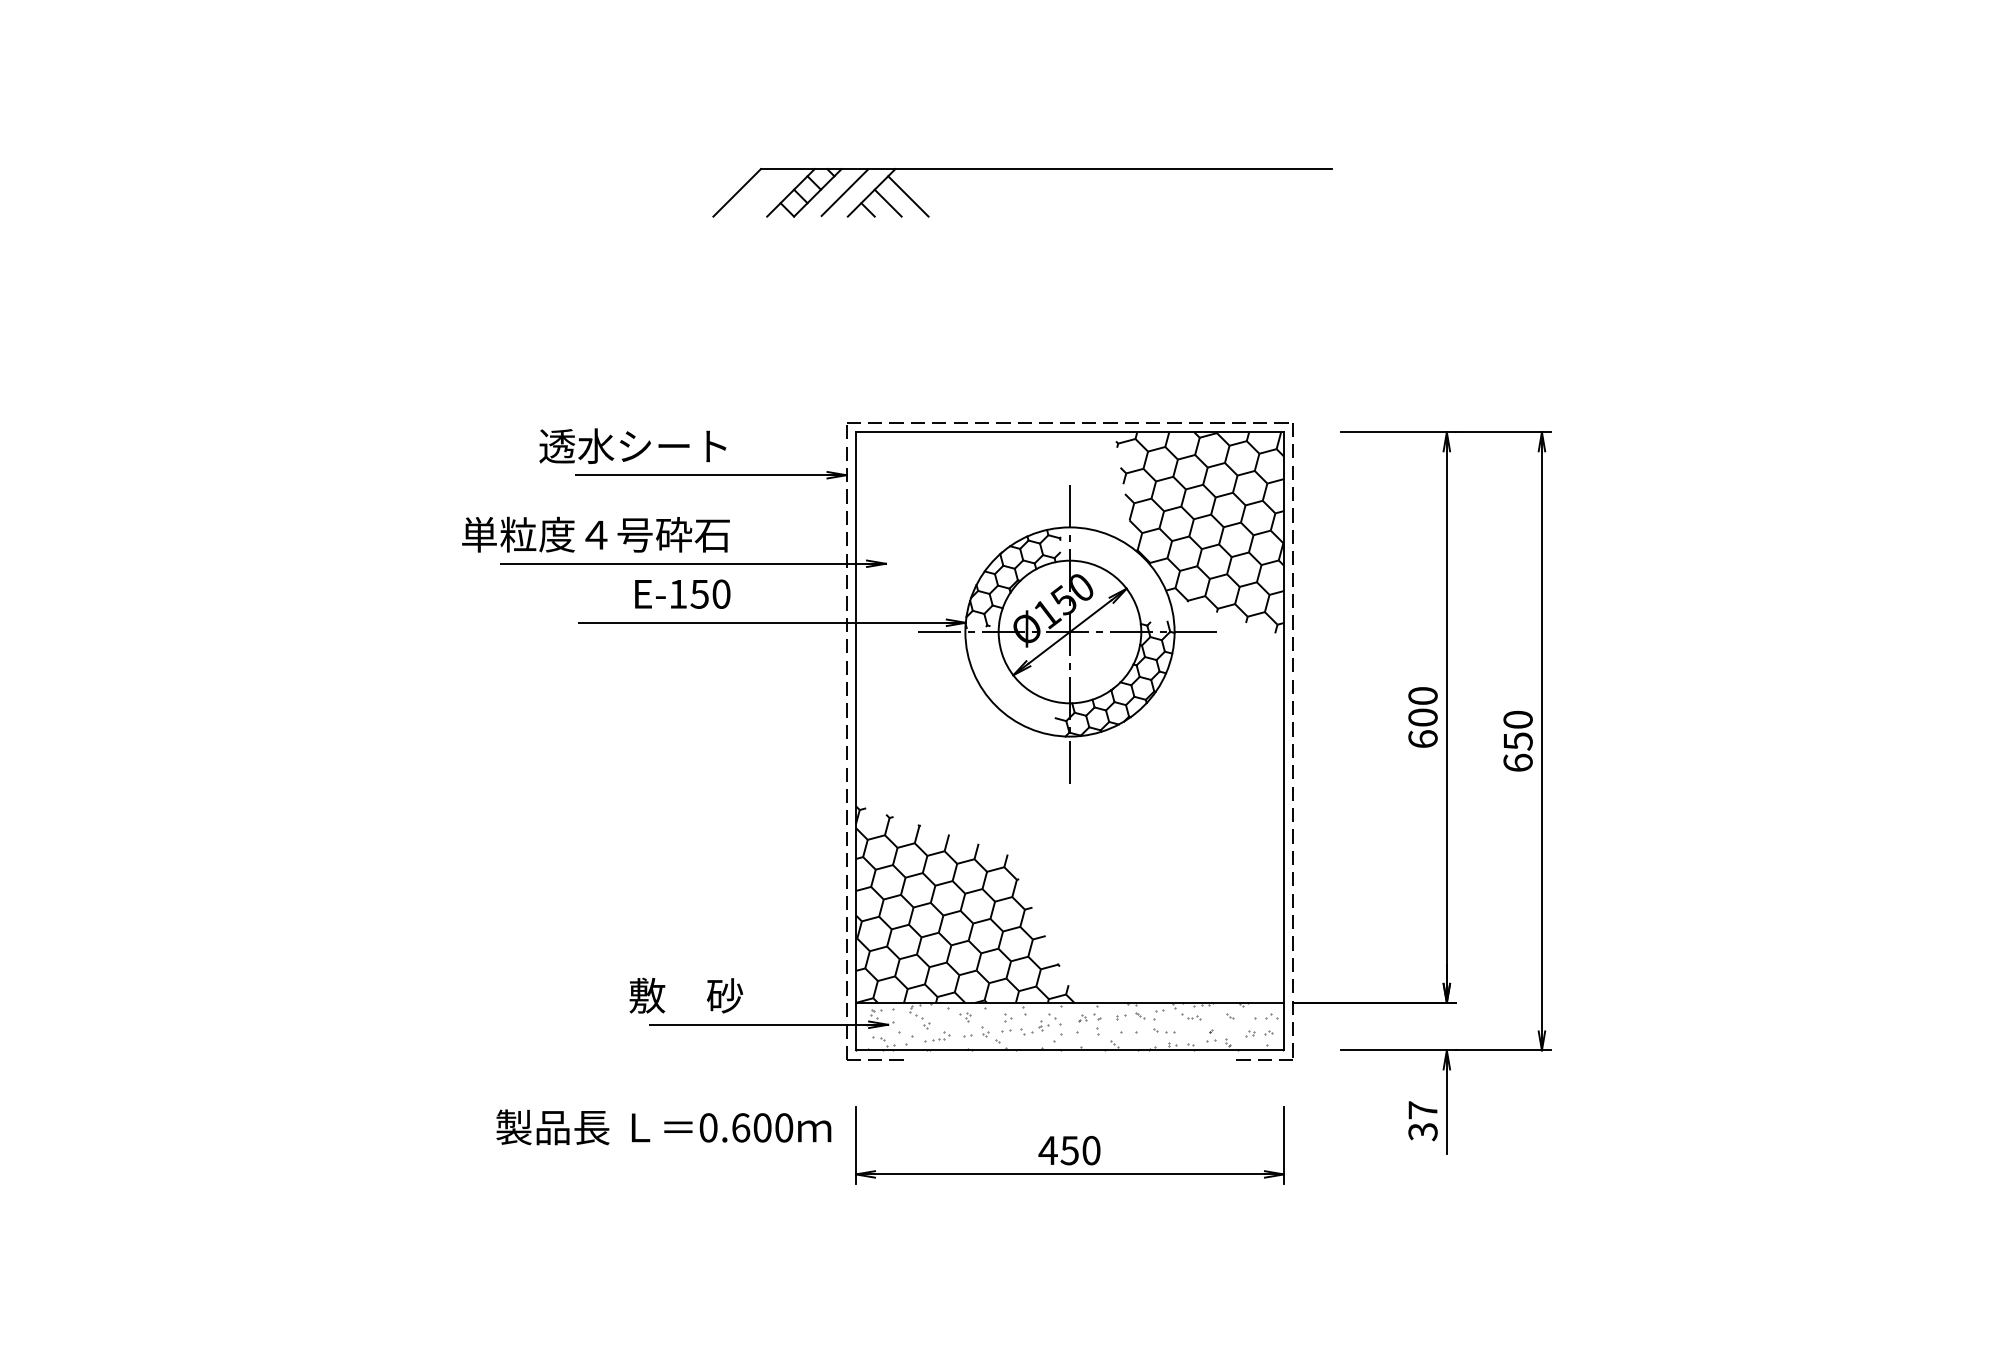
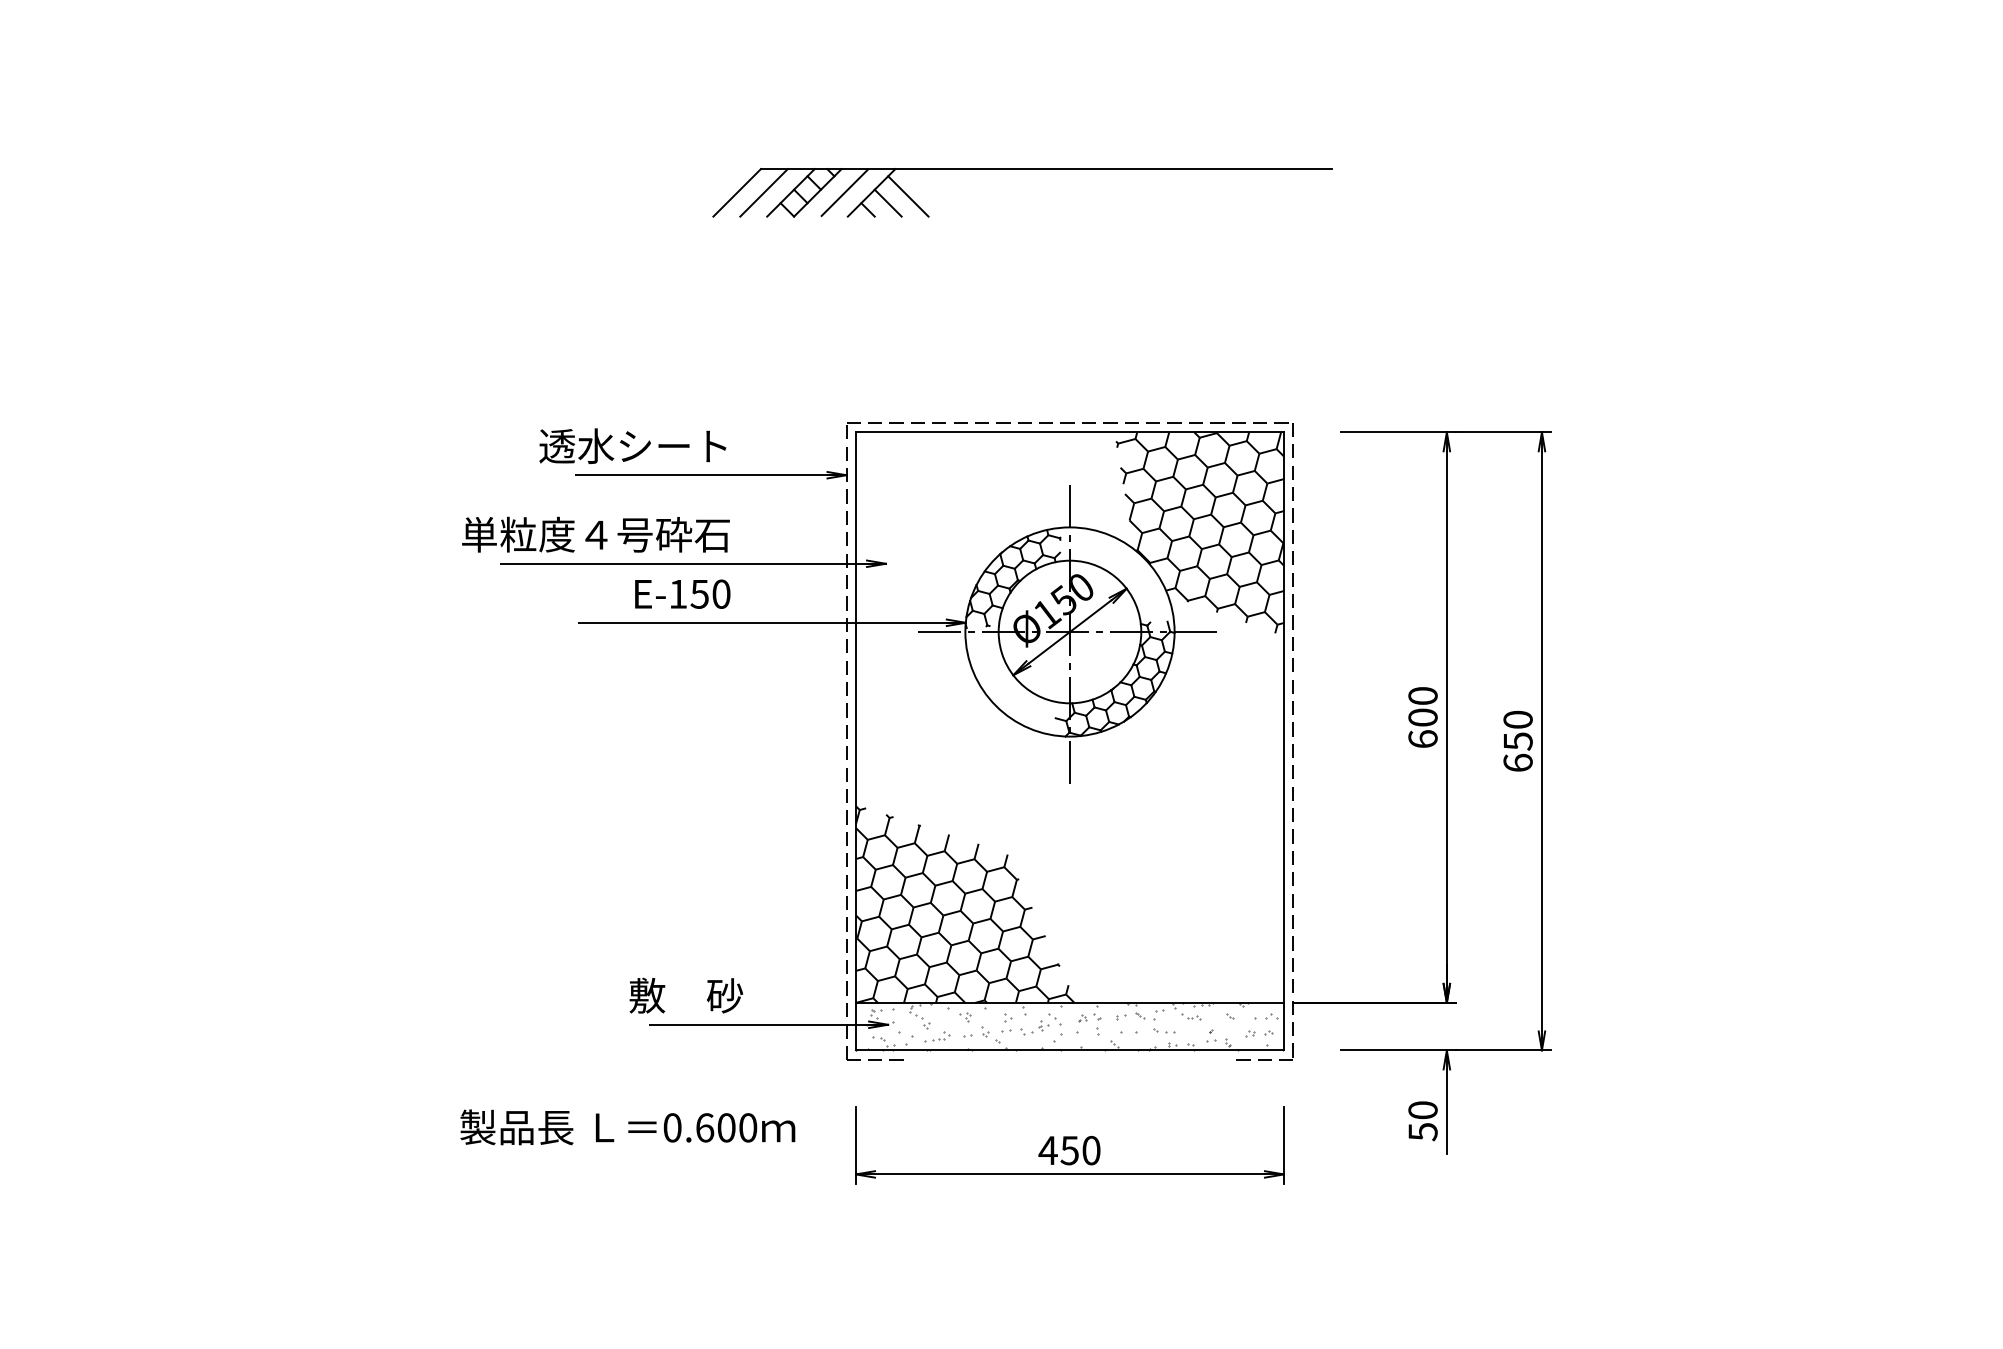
line: none -> present (763, 192)
text: 37 -> 50 (1422, 1121)
text position: (663, 1127) -> (627, 1127) (627, 1127)
